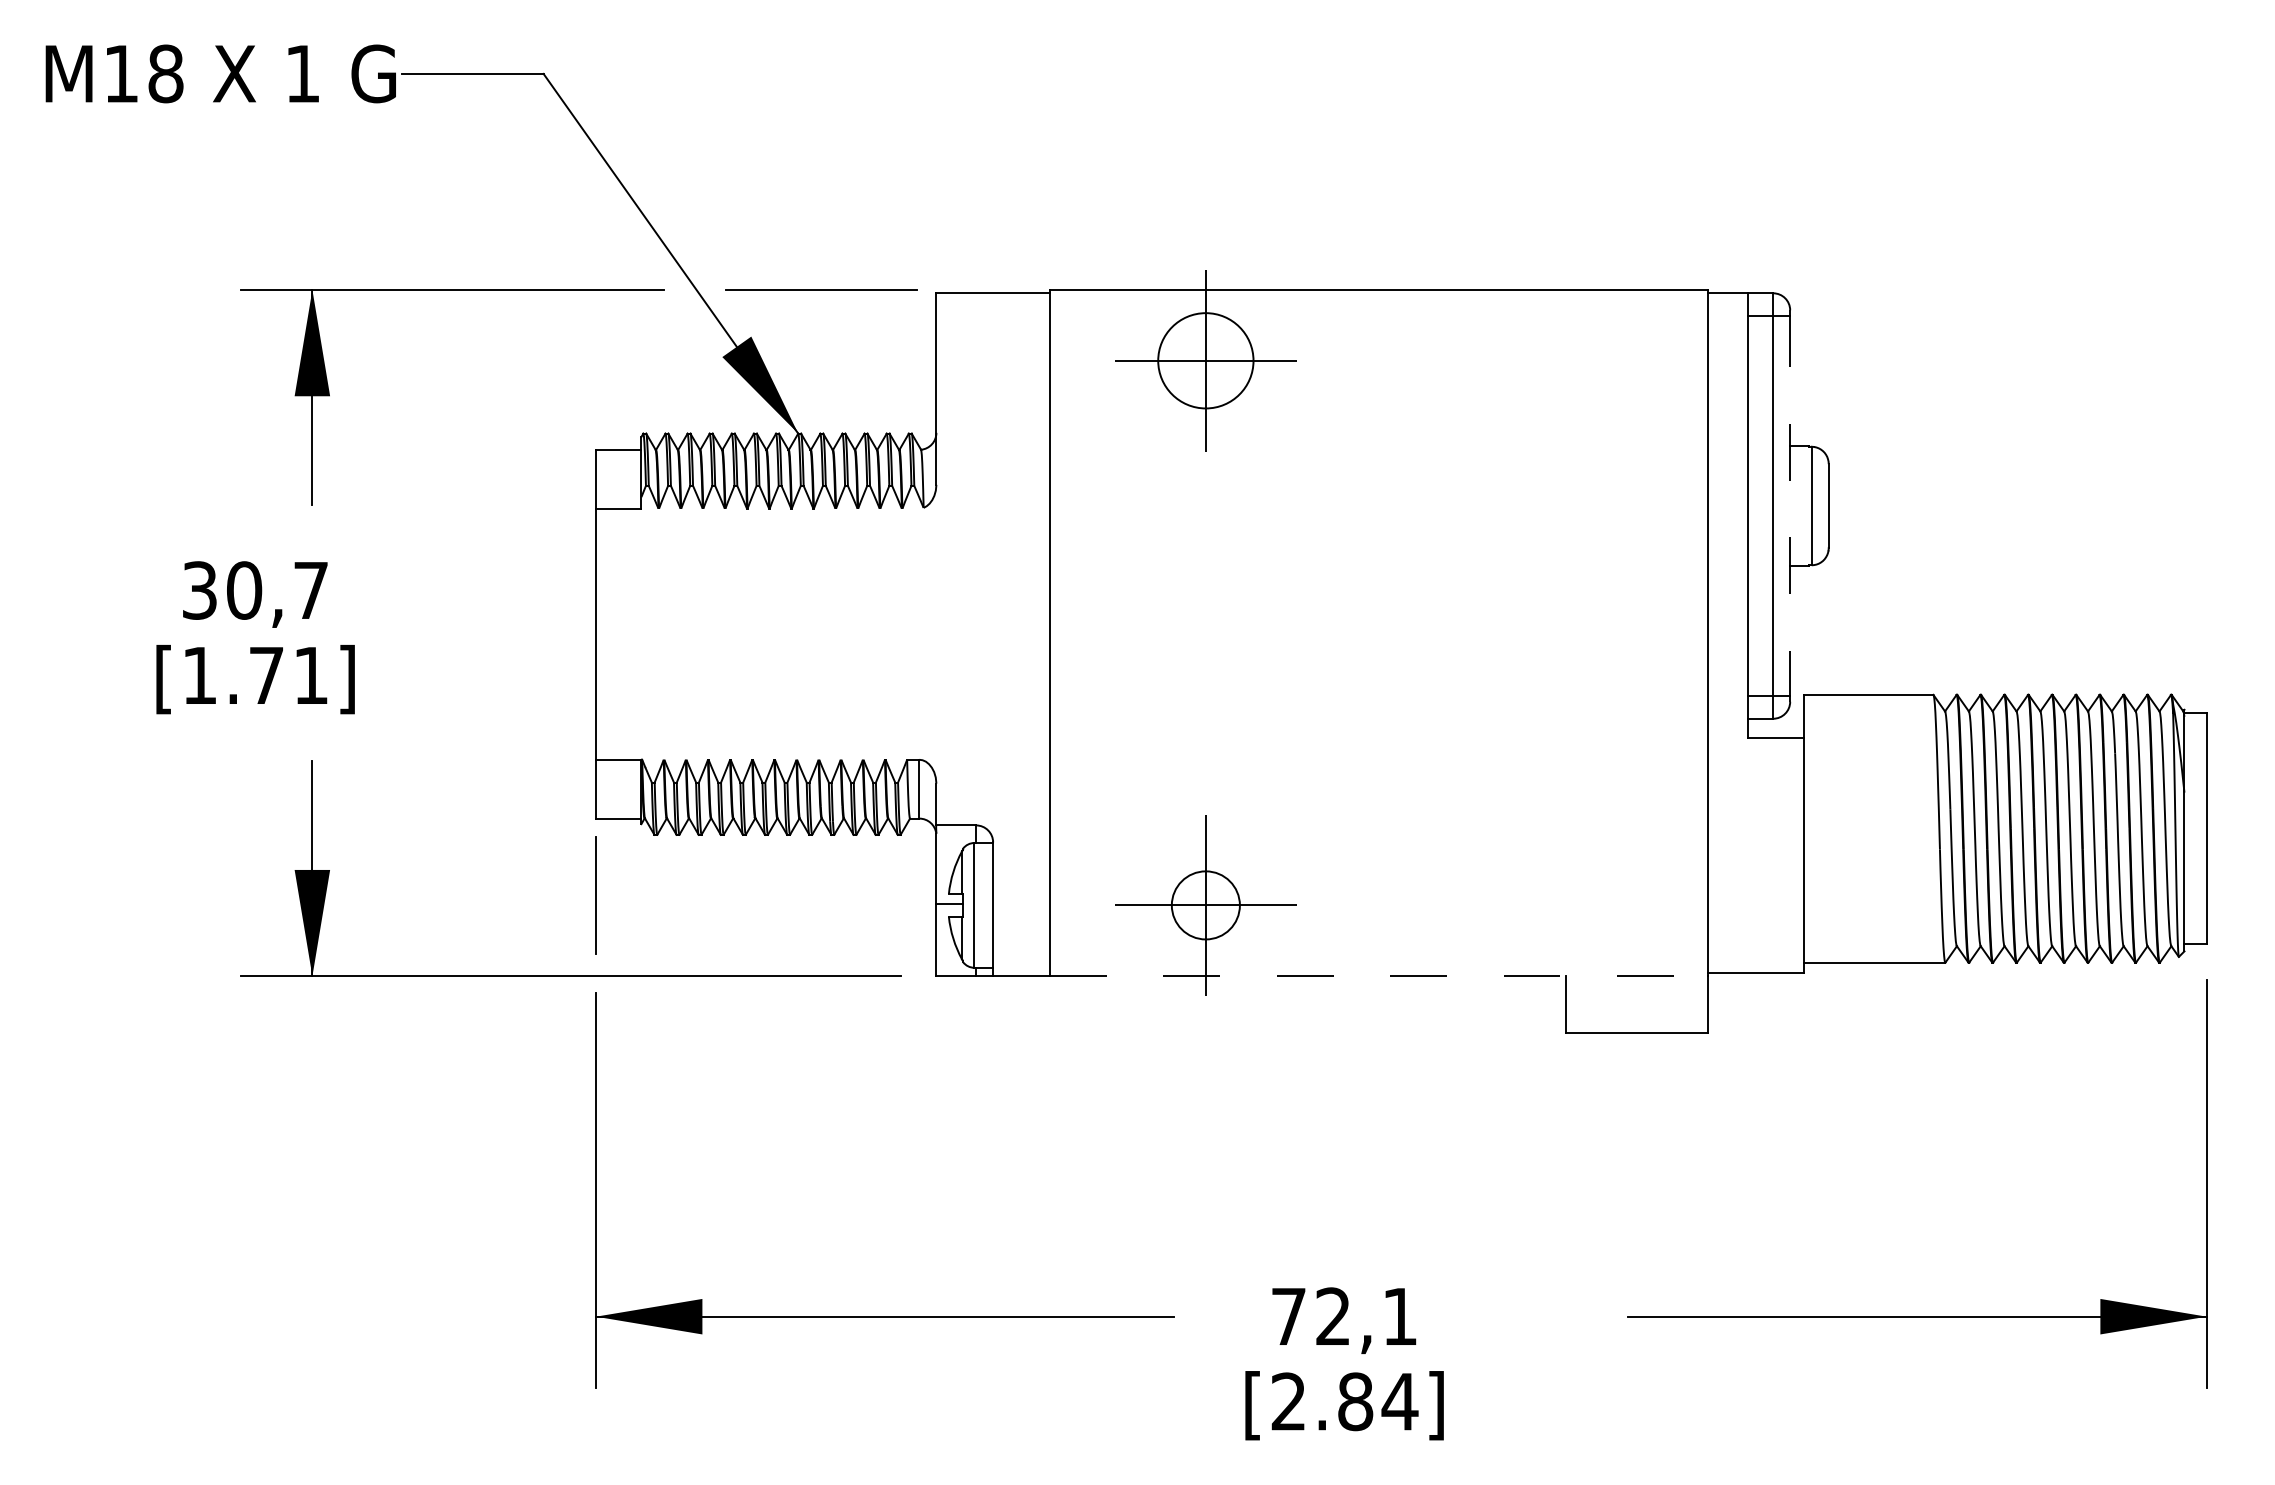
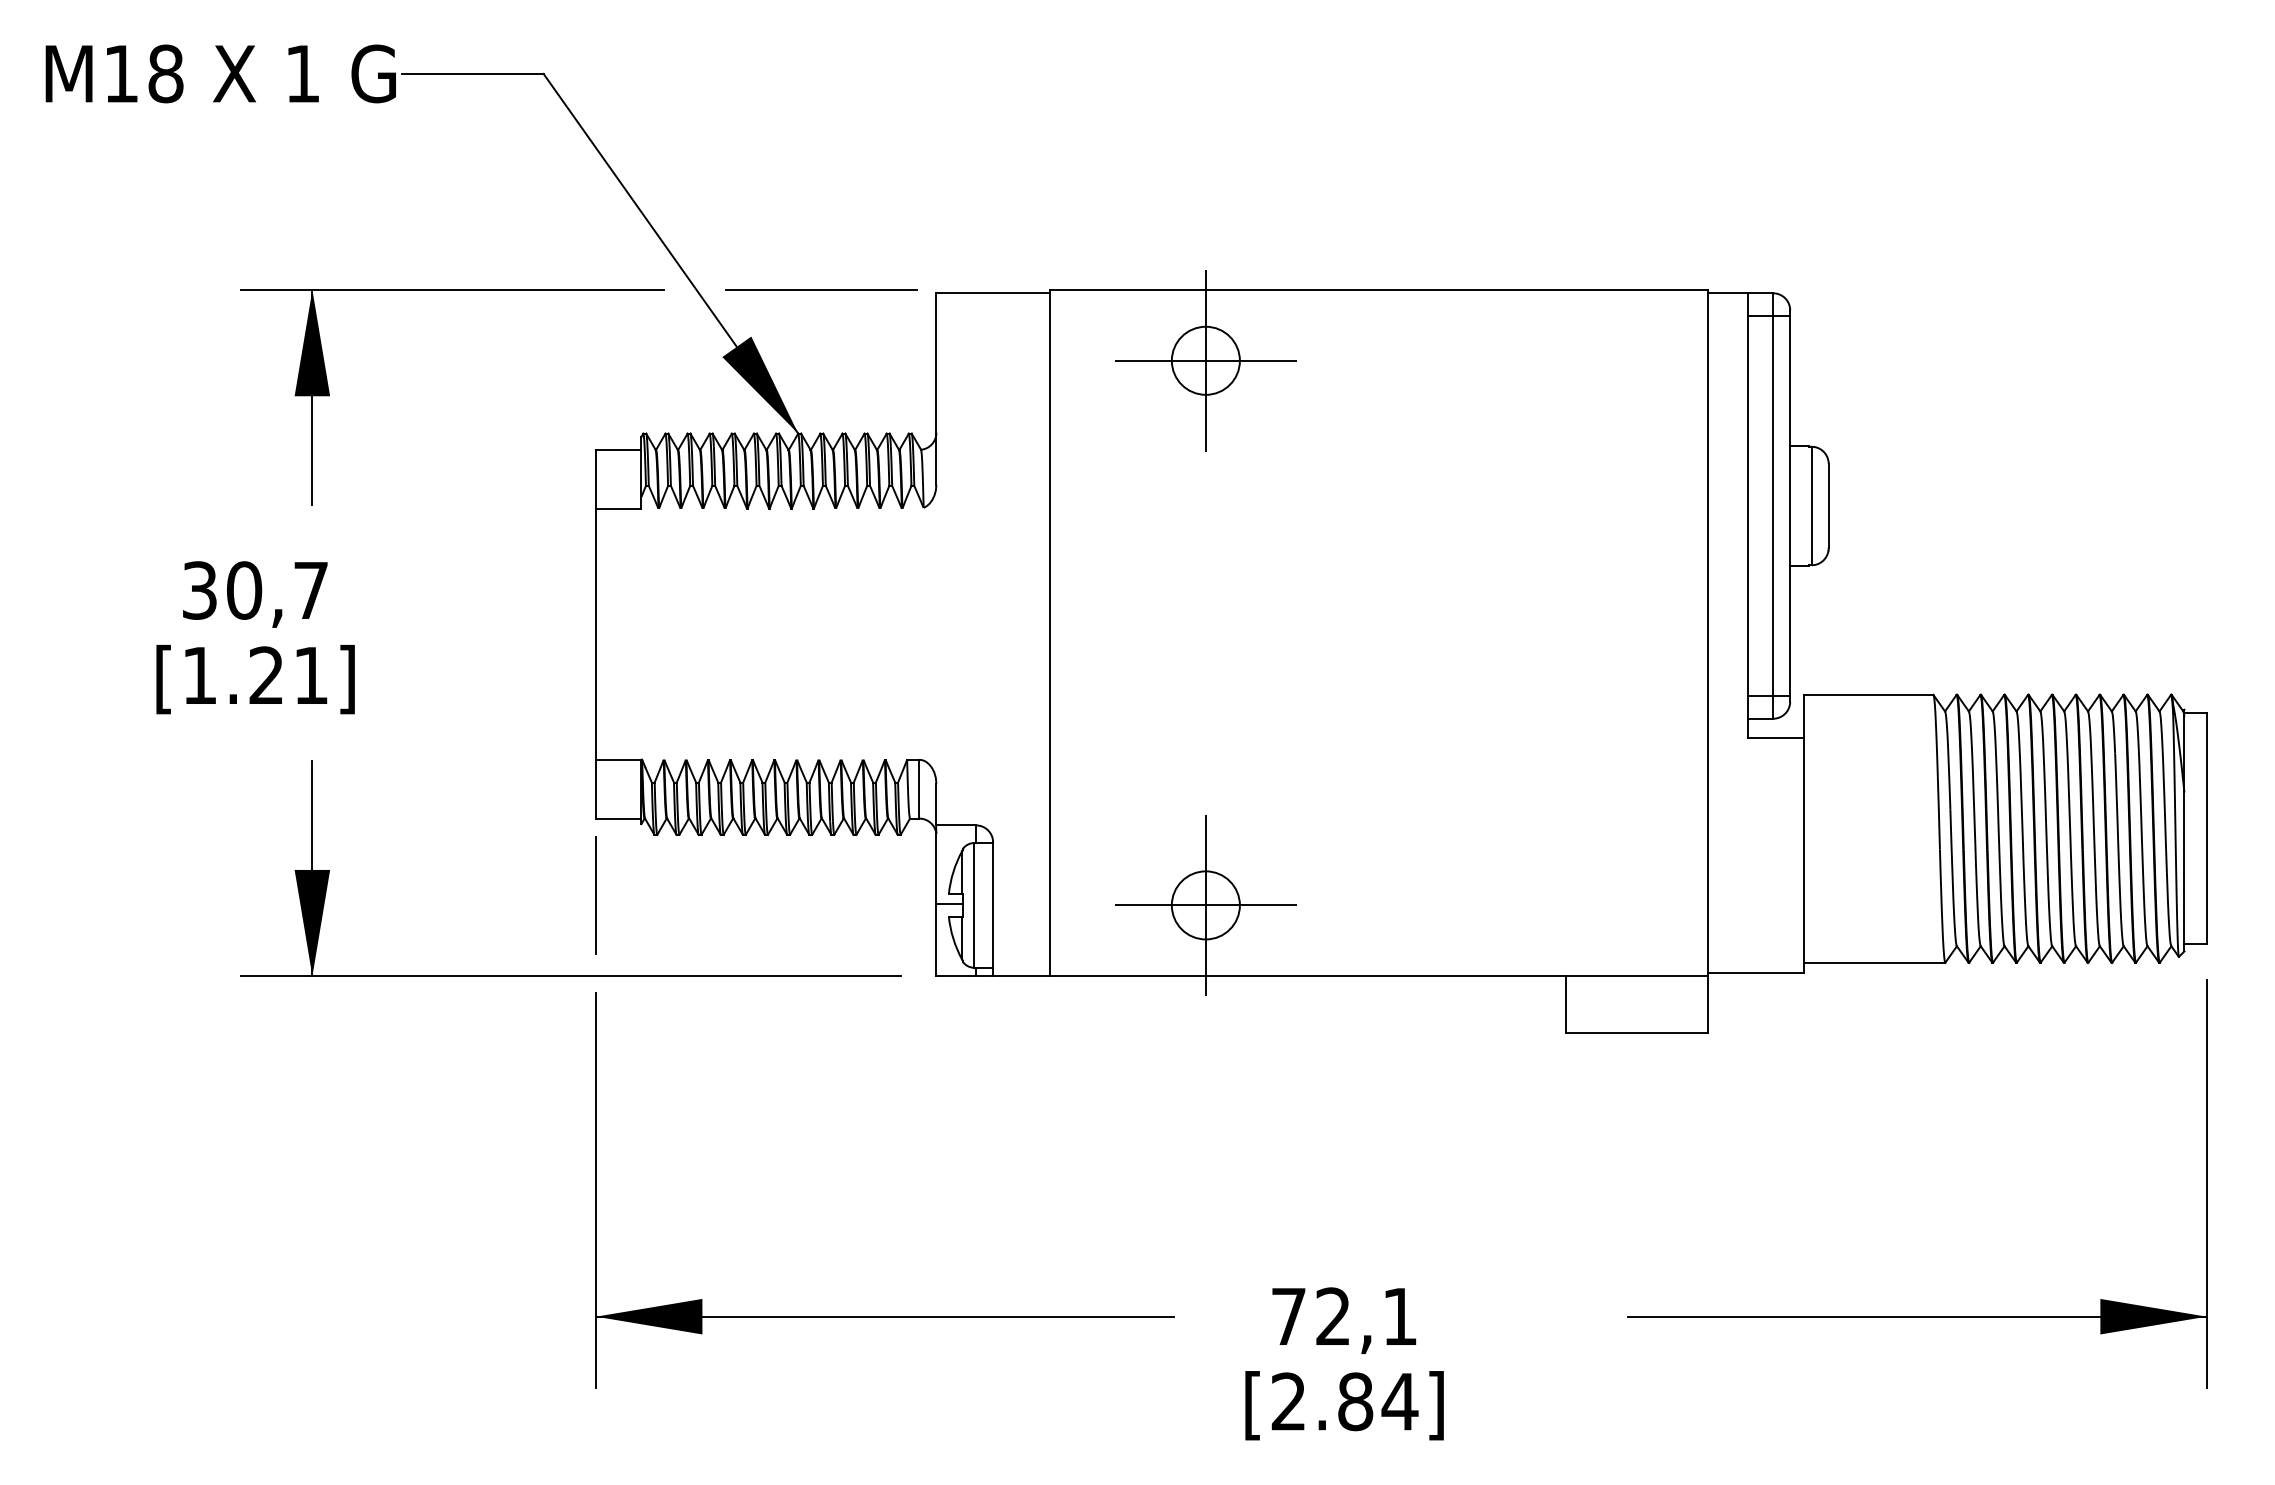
circle diameter: 95 px -> 68 px (1205, 360)
line: dashed -> solid (1790, 506)
text: [1.71] -> [1.21] (265, 674)
line: dashed -> solid (1379, 976)
